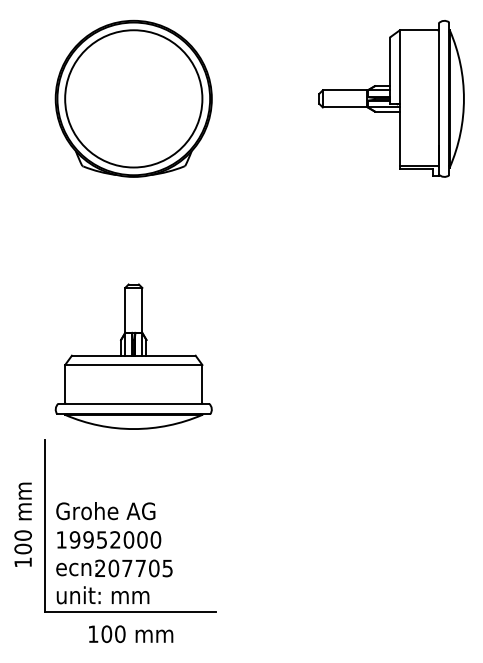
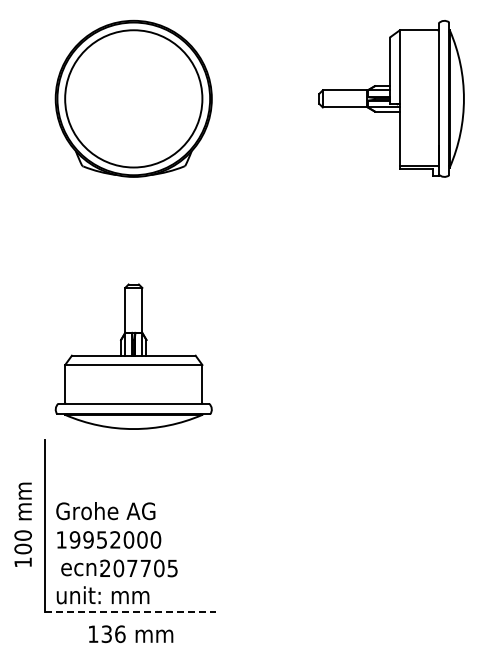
text position: (114, 568) -> (119, 568) (119, 568)
line: solid -> dashed (130, 611)
text: 100 -> 136 (113, 634)
